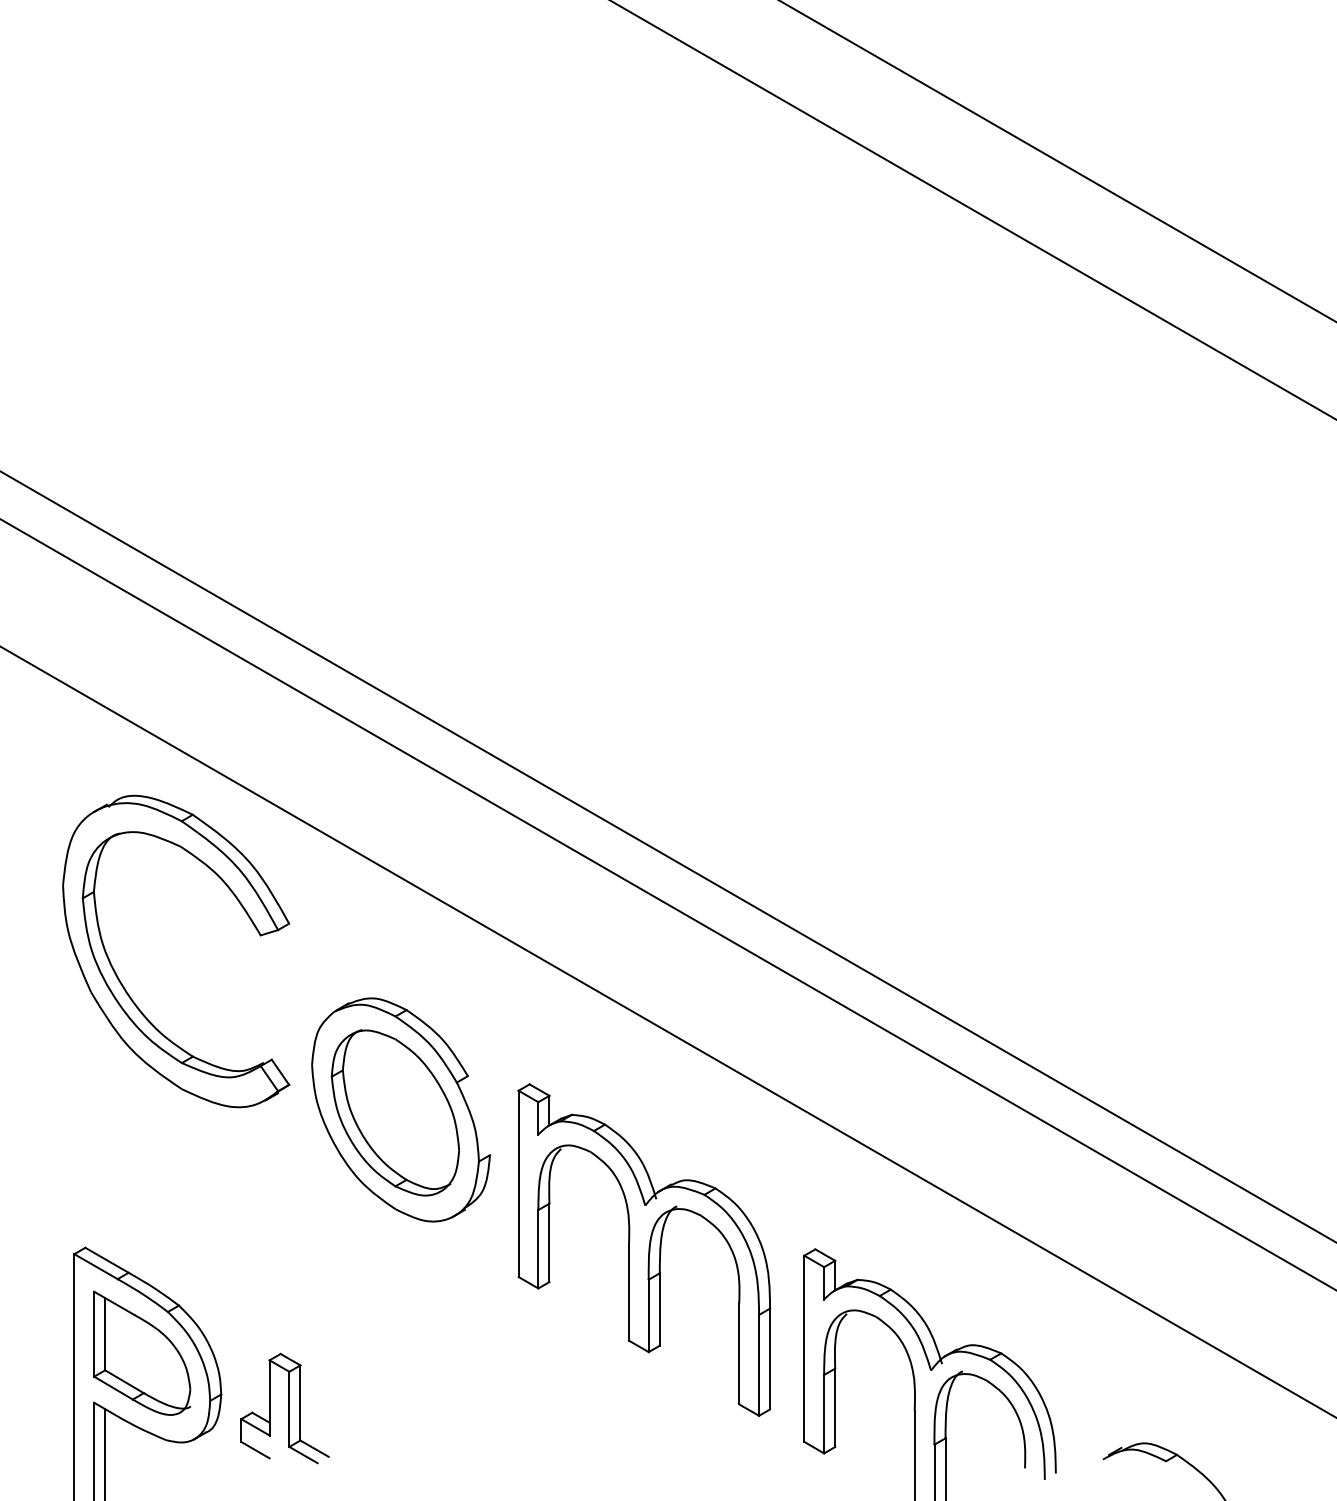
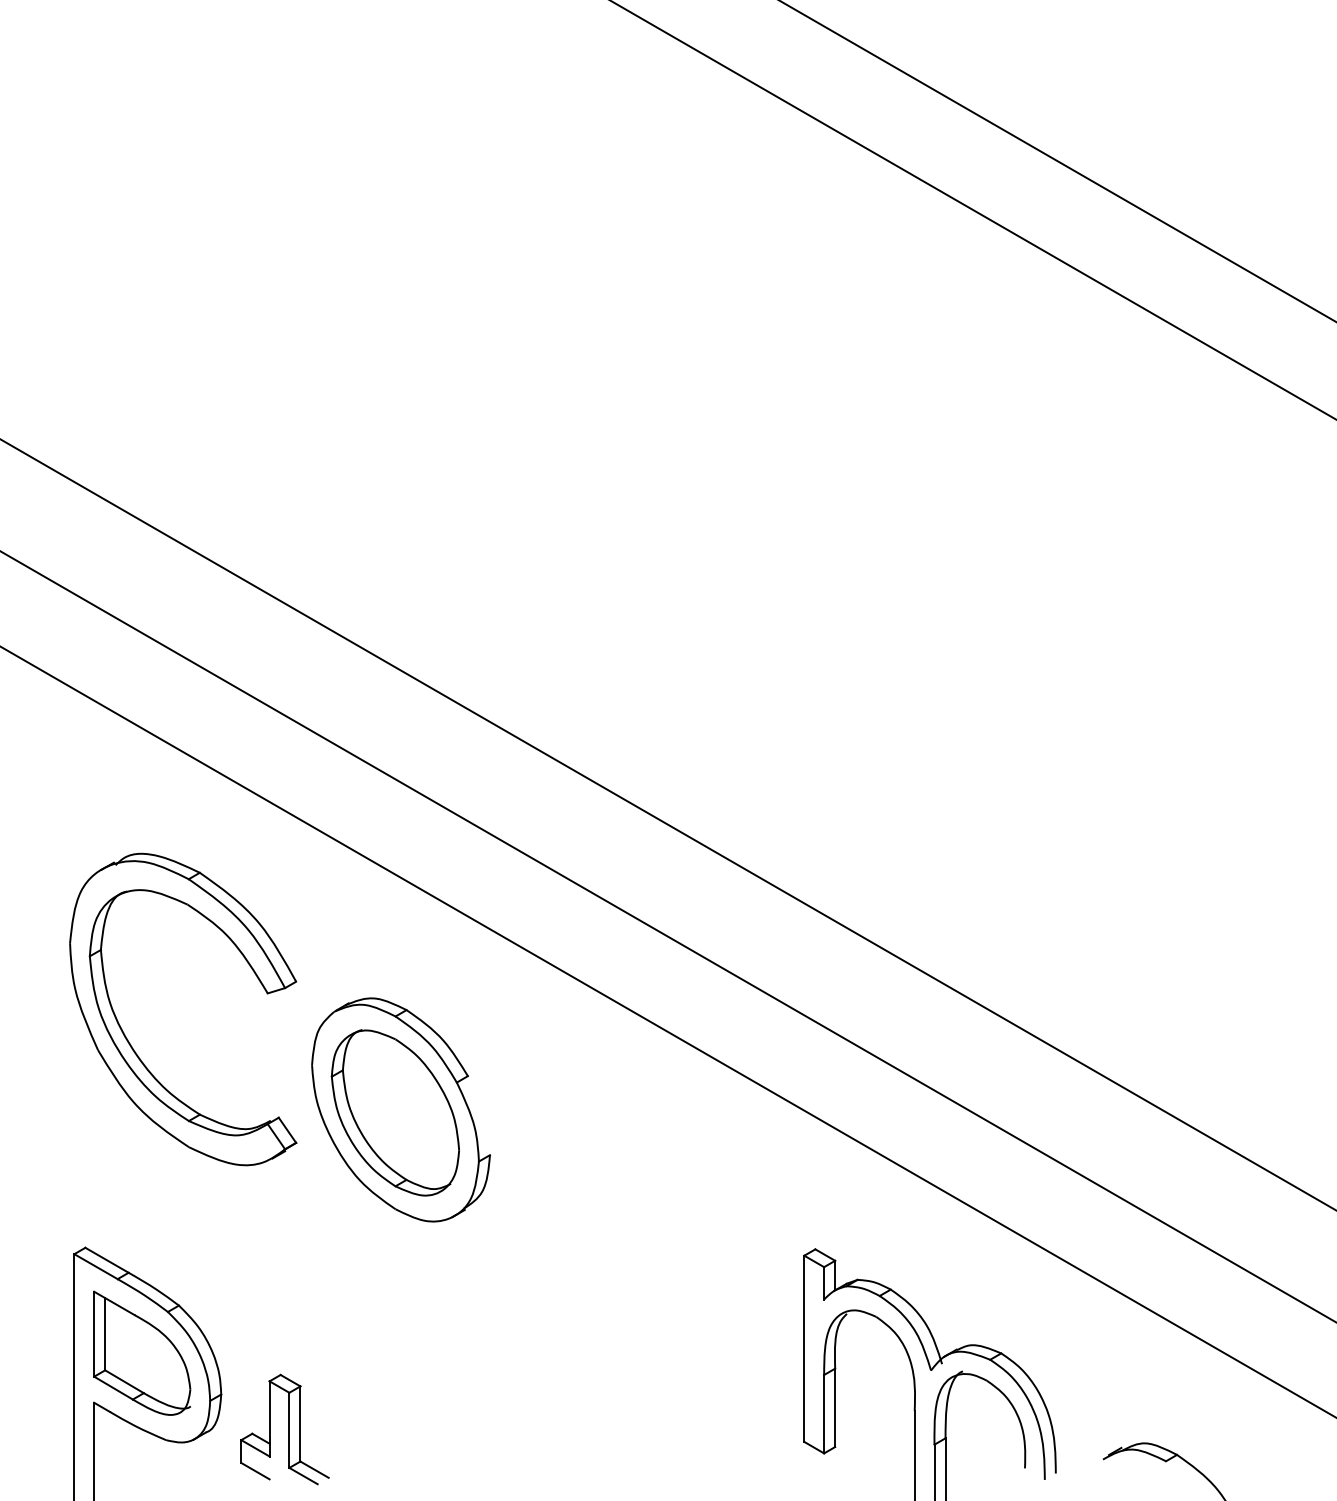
line position: (667, 856) -> (667, 824) (667, 824)
line position: (667, 904) -> (667, 936) (667, 936)
part position: (124, 986) -> (131, 1044) (131, 1044)
part: present -> none (644, 1249)
part position: (284, 1408) -> (284, 1429) (284, 1429)
line: present -> none (105, 1453)
